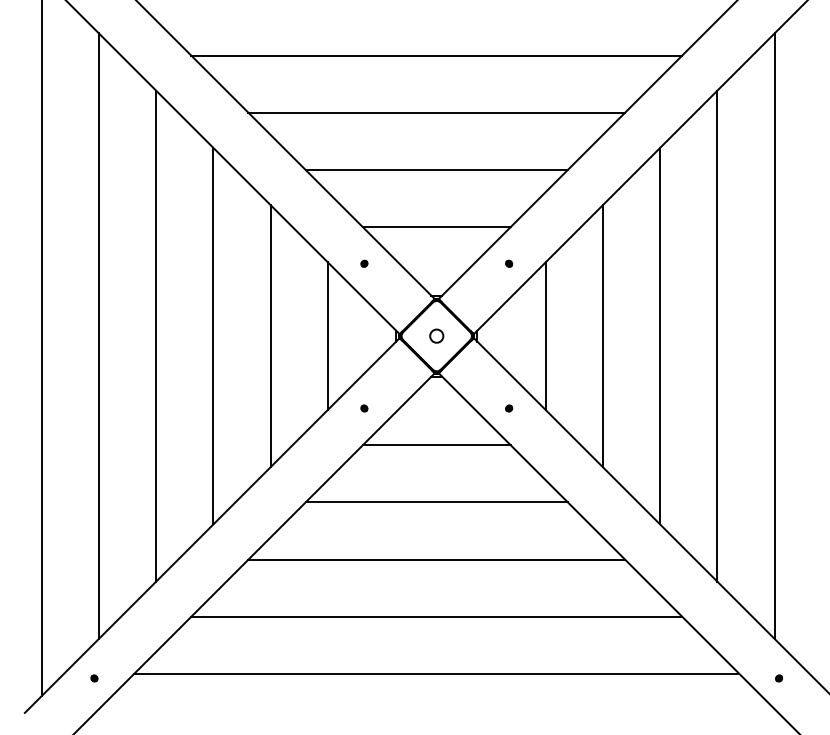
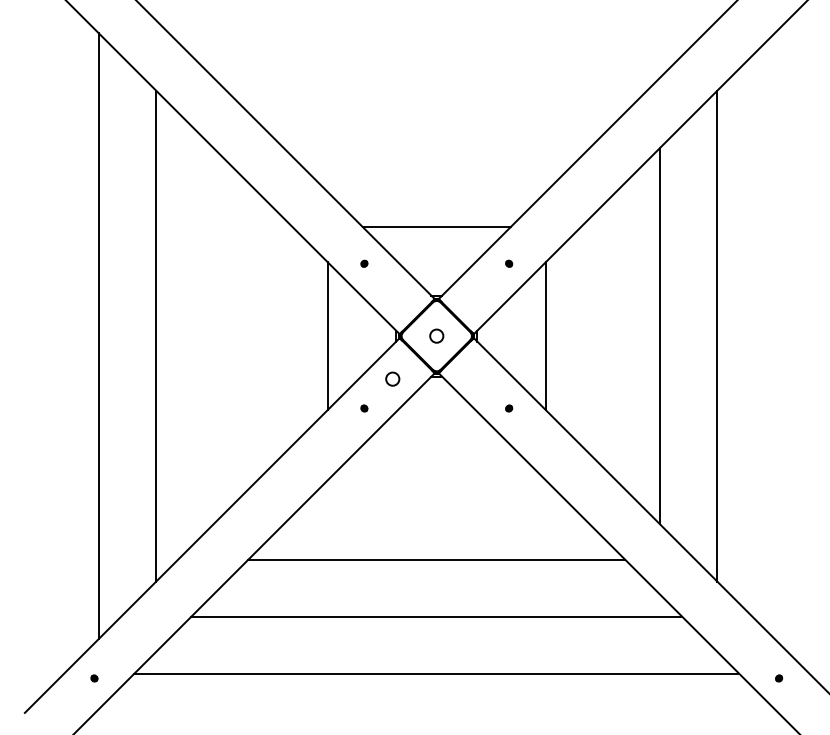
line: present -> none (436, 55)
line: present -> none (436, 112)
line: present -> none (436, 169)
line: present -> none (213, 335)
line: present -> none (774, 335)
line: present -> none (270, 336)
line: present -> none (602, 336)
line: present -> none (41, 349)
circle: none -> present (392, 378)
line: present -> none (436, 445)
line: present -> none (436, 502)
